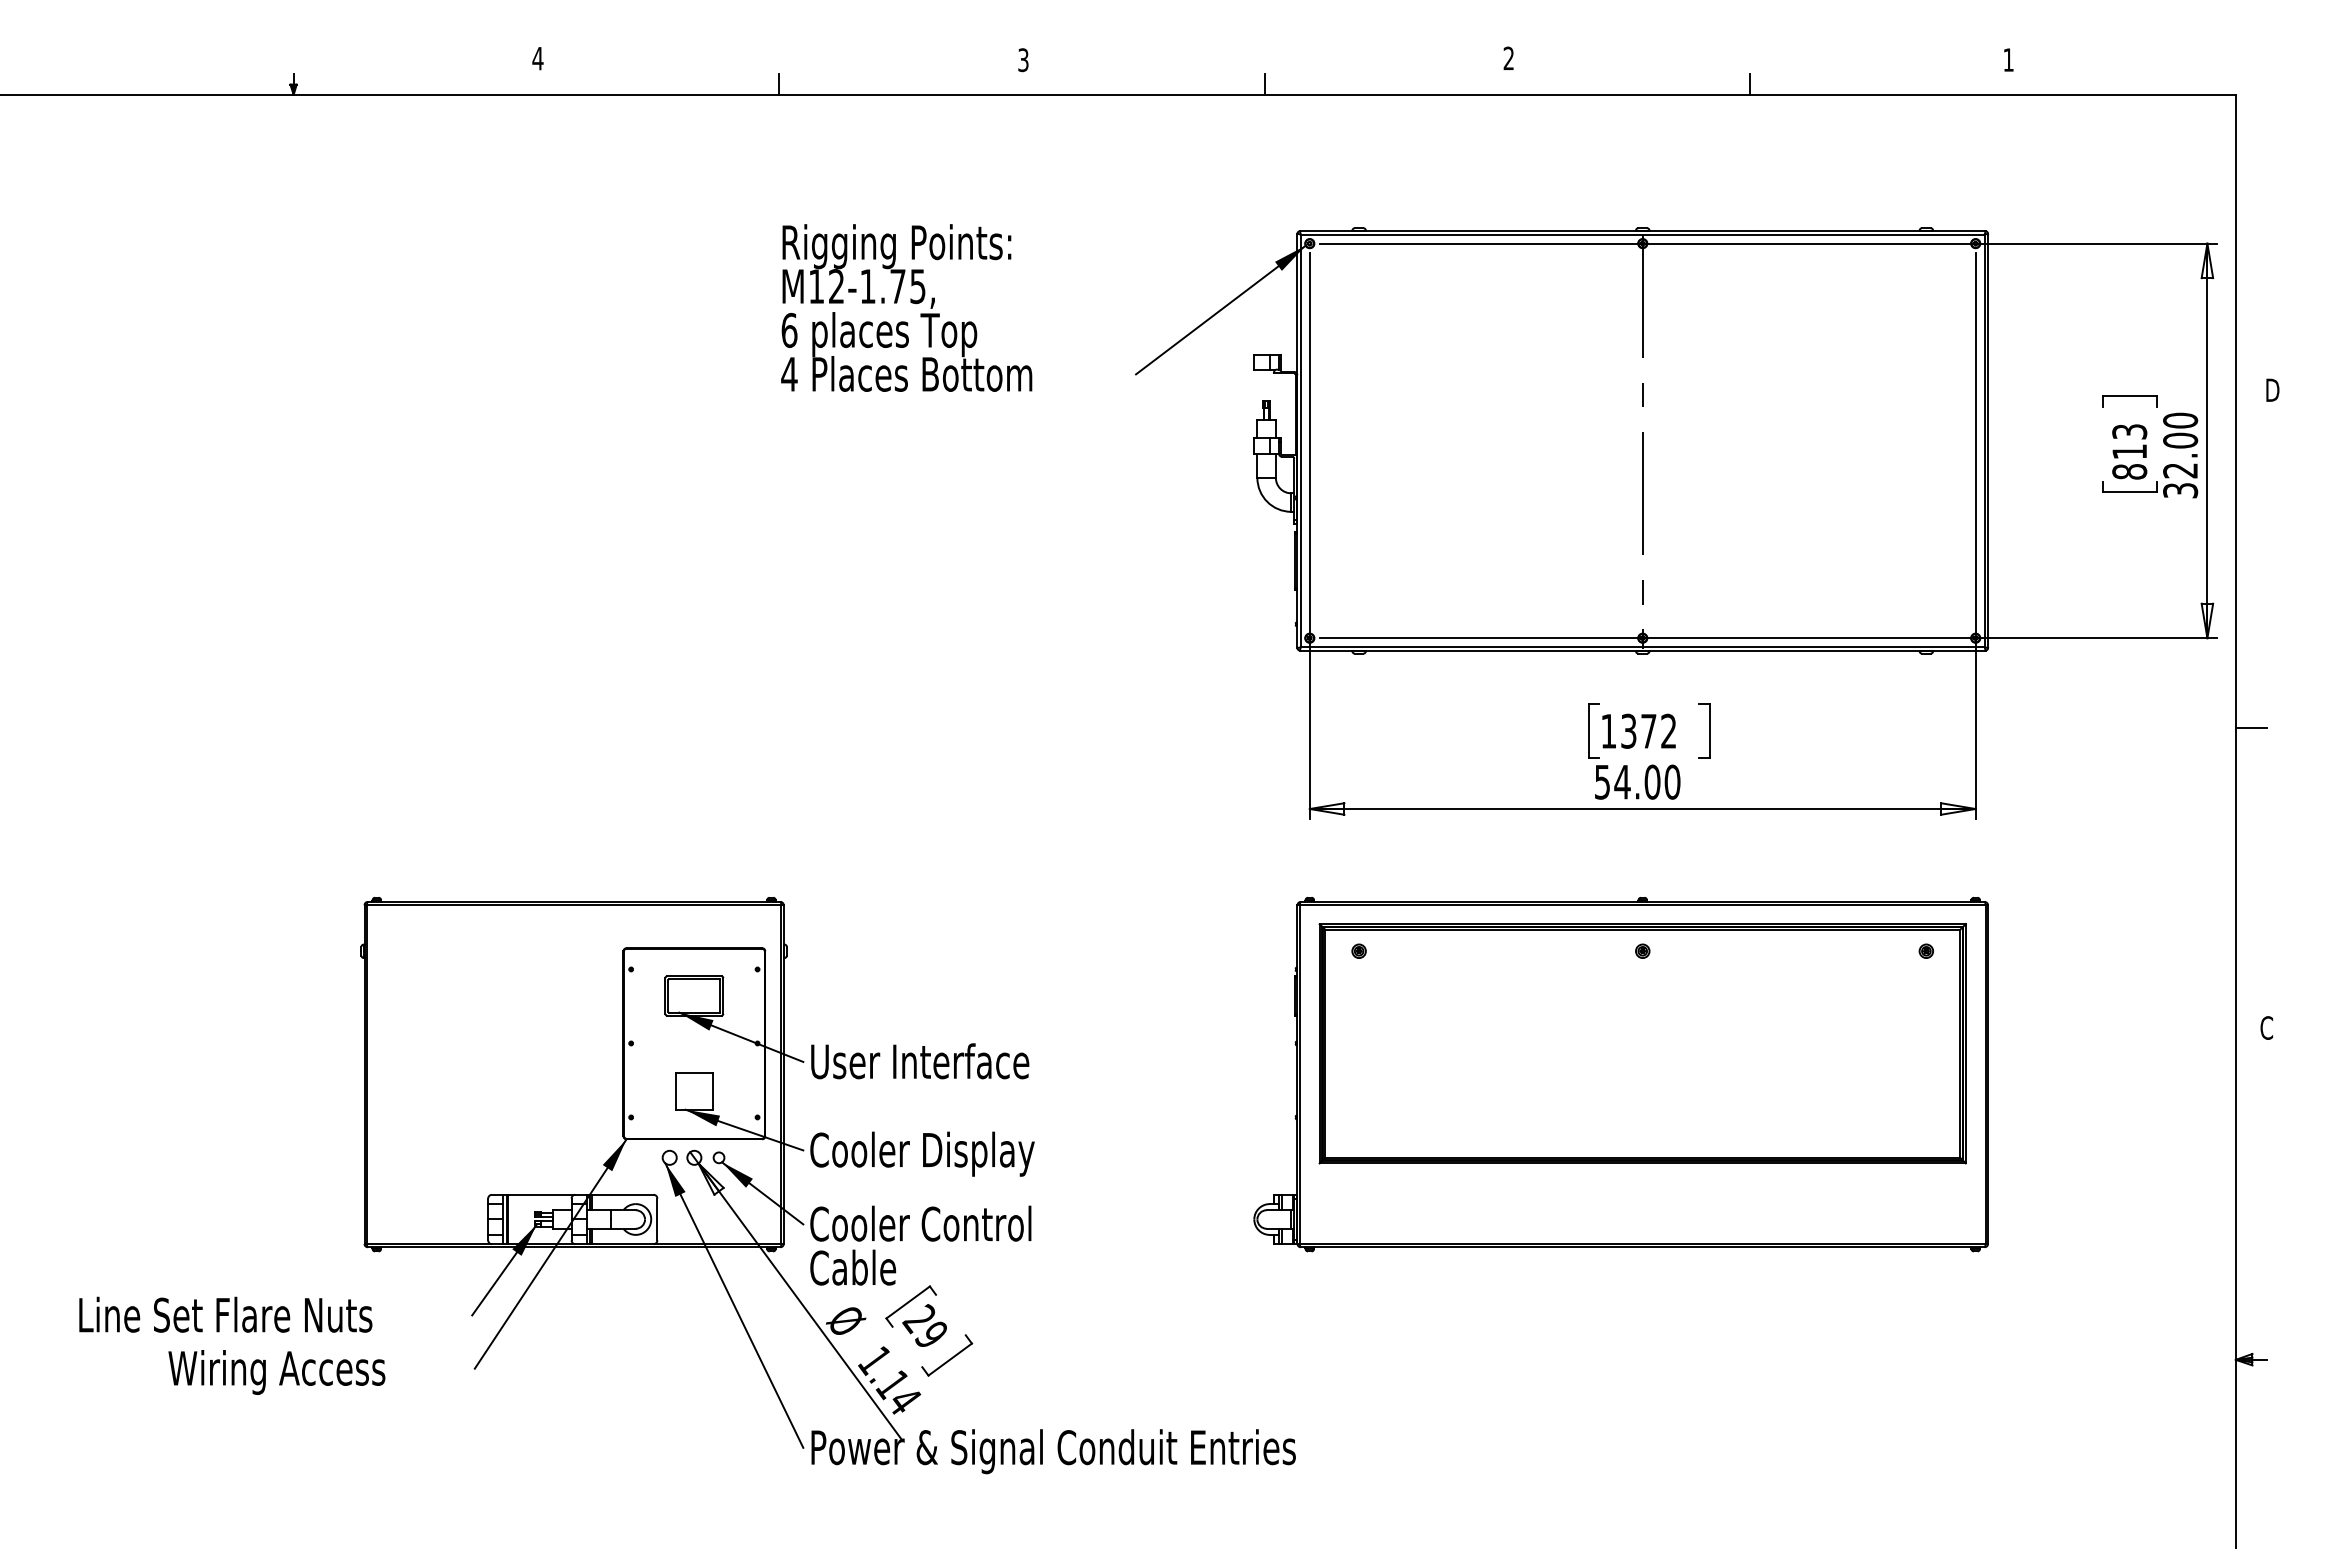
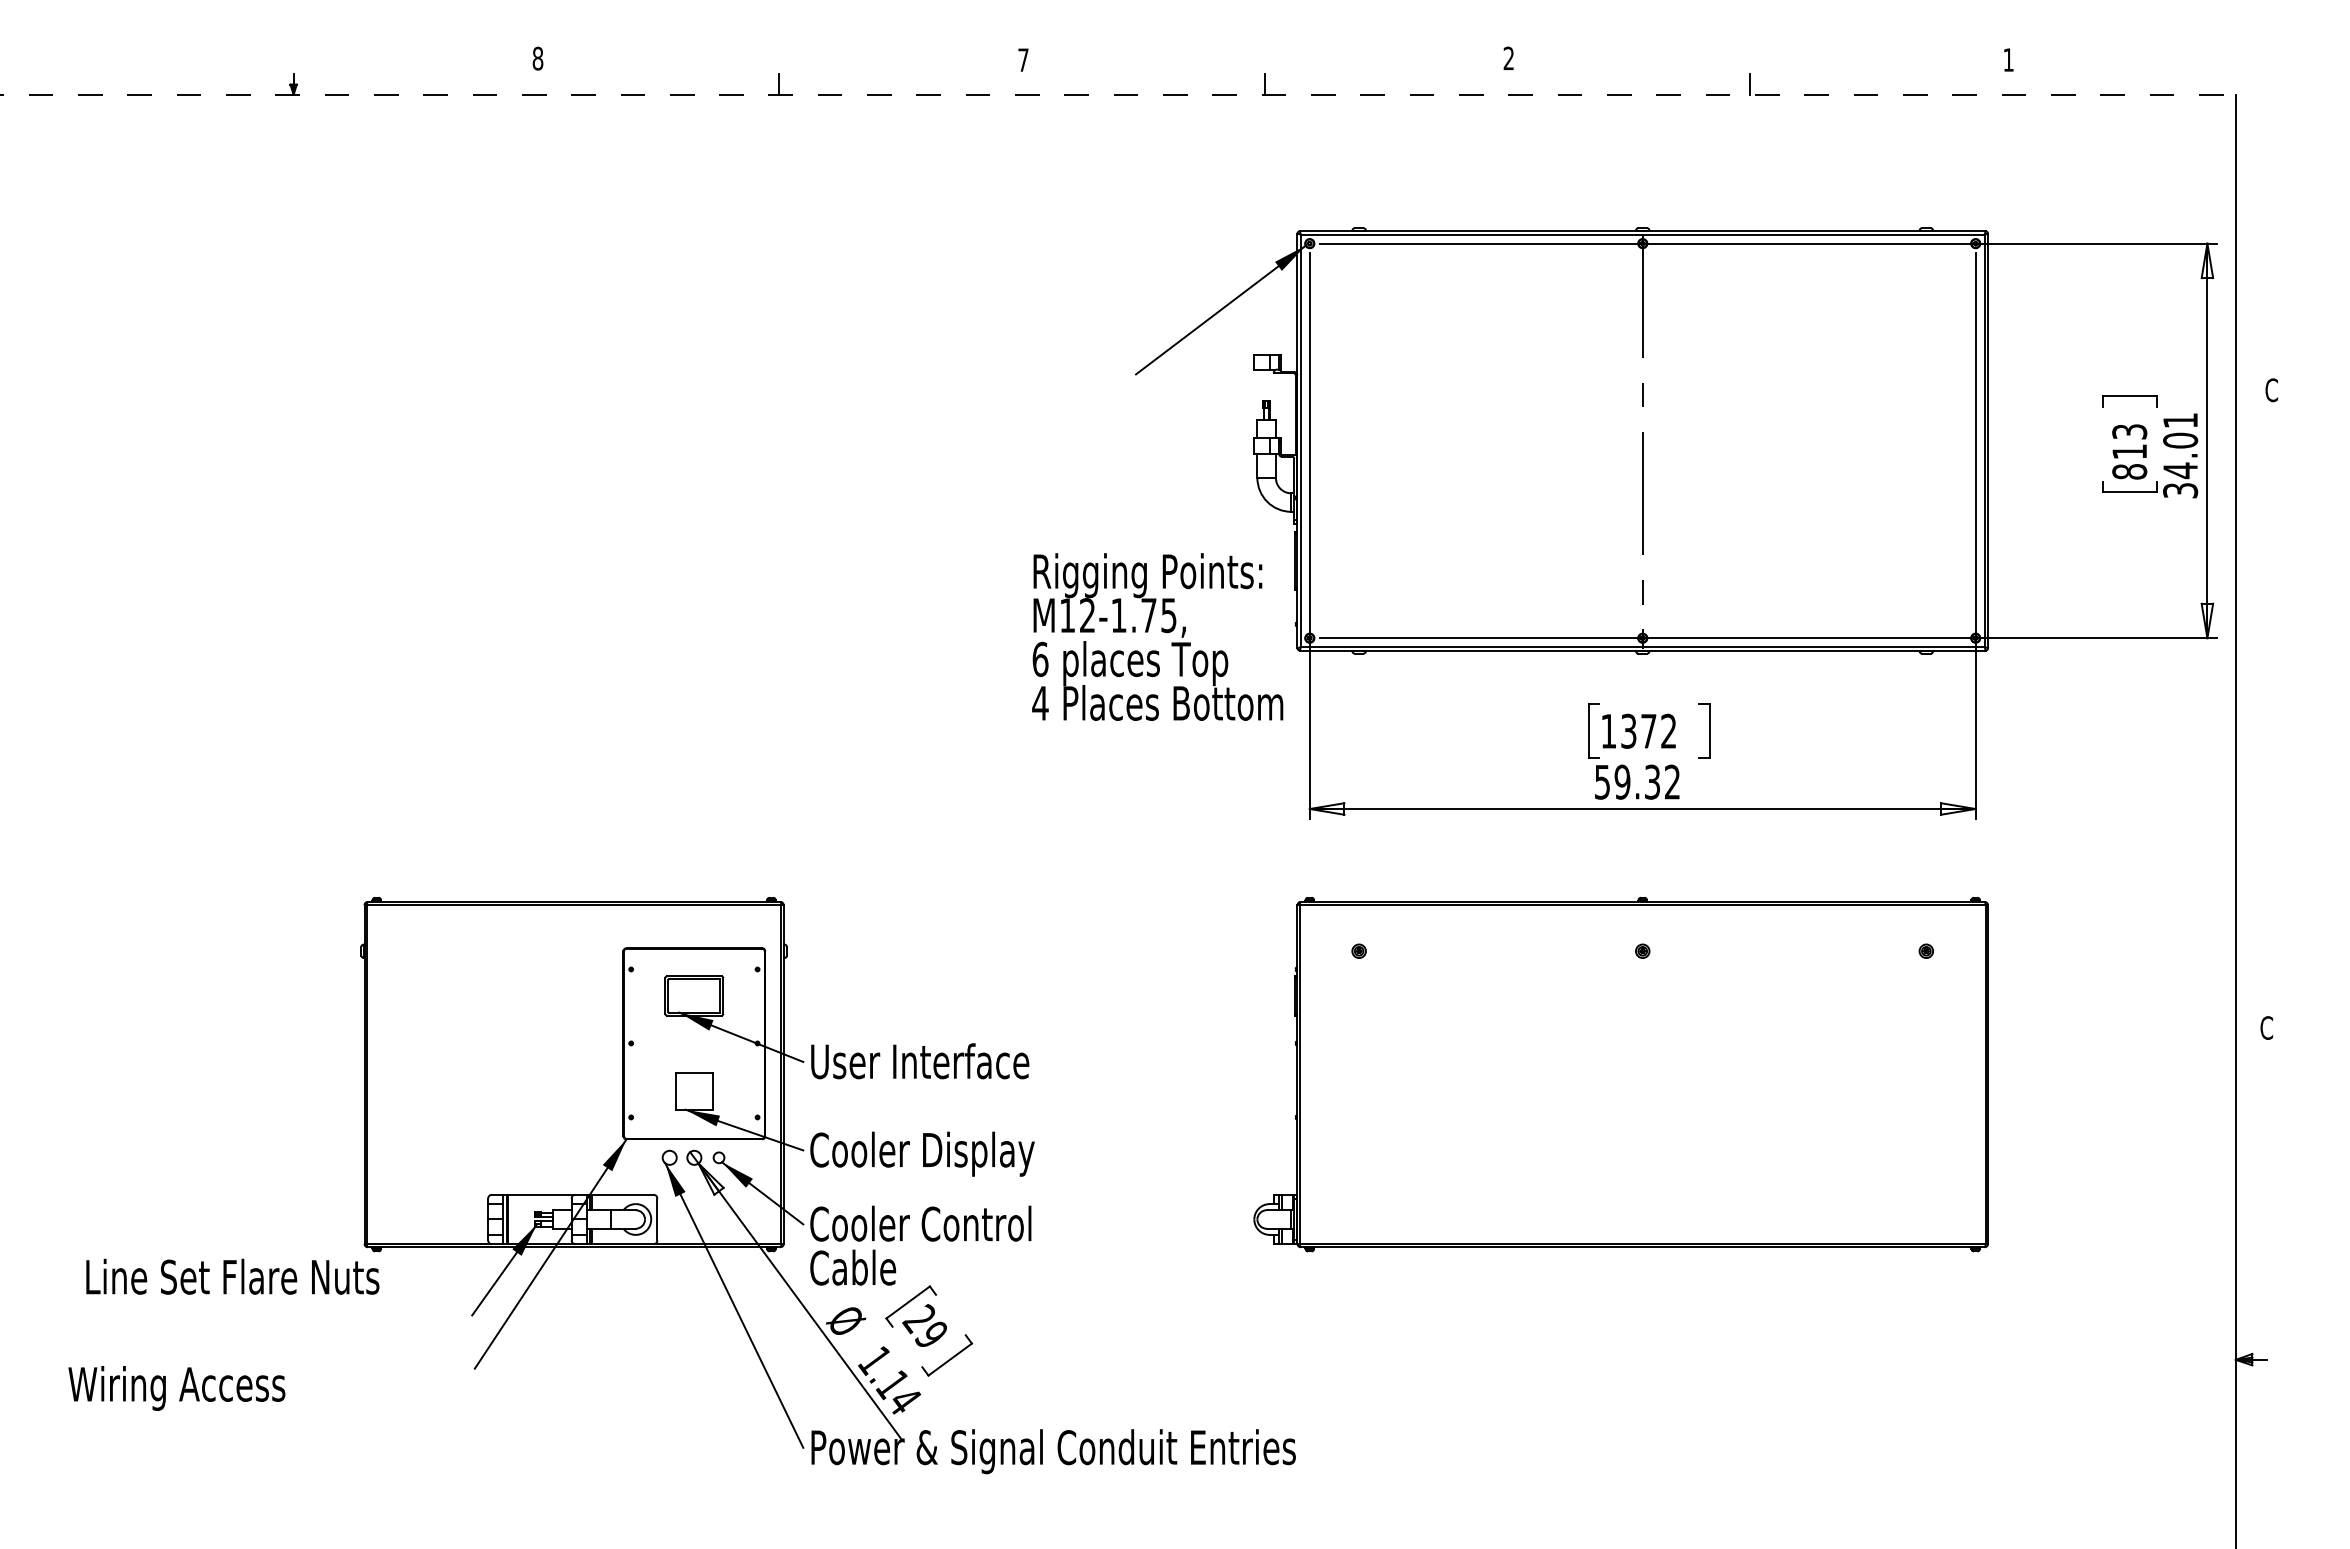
text: 4 -> 8 (537, 58)
text: 3 -> 7 (1023, 60)
line: solid -> dashed (1118, 94)
text position: (906, 307) -> (1157, 636) (1157, 636)
text: D -> C (2272, 390)
text: 32.00 -> 34.01 (2180, 445)
line: present -> none (2250, 727)
text: 54.00 -> 59.32 (1647, 781)
part: present -> none (1642, 1043)
text position: (225, 1314) -> (232, 1276) (232, 1276)
text position: (276, 1372) -> (176, 1388) (176, 1388)
